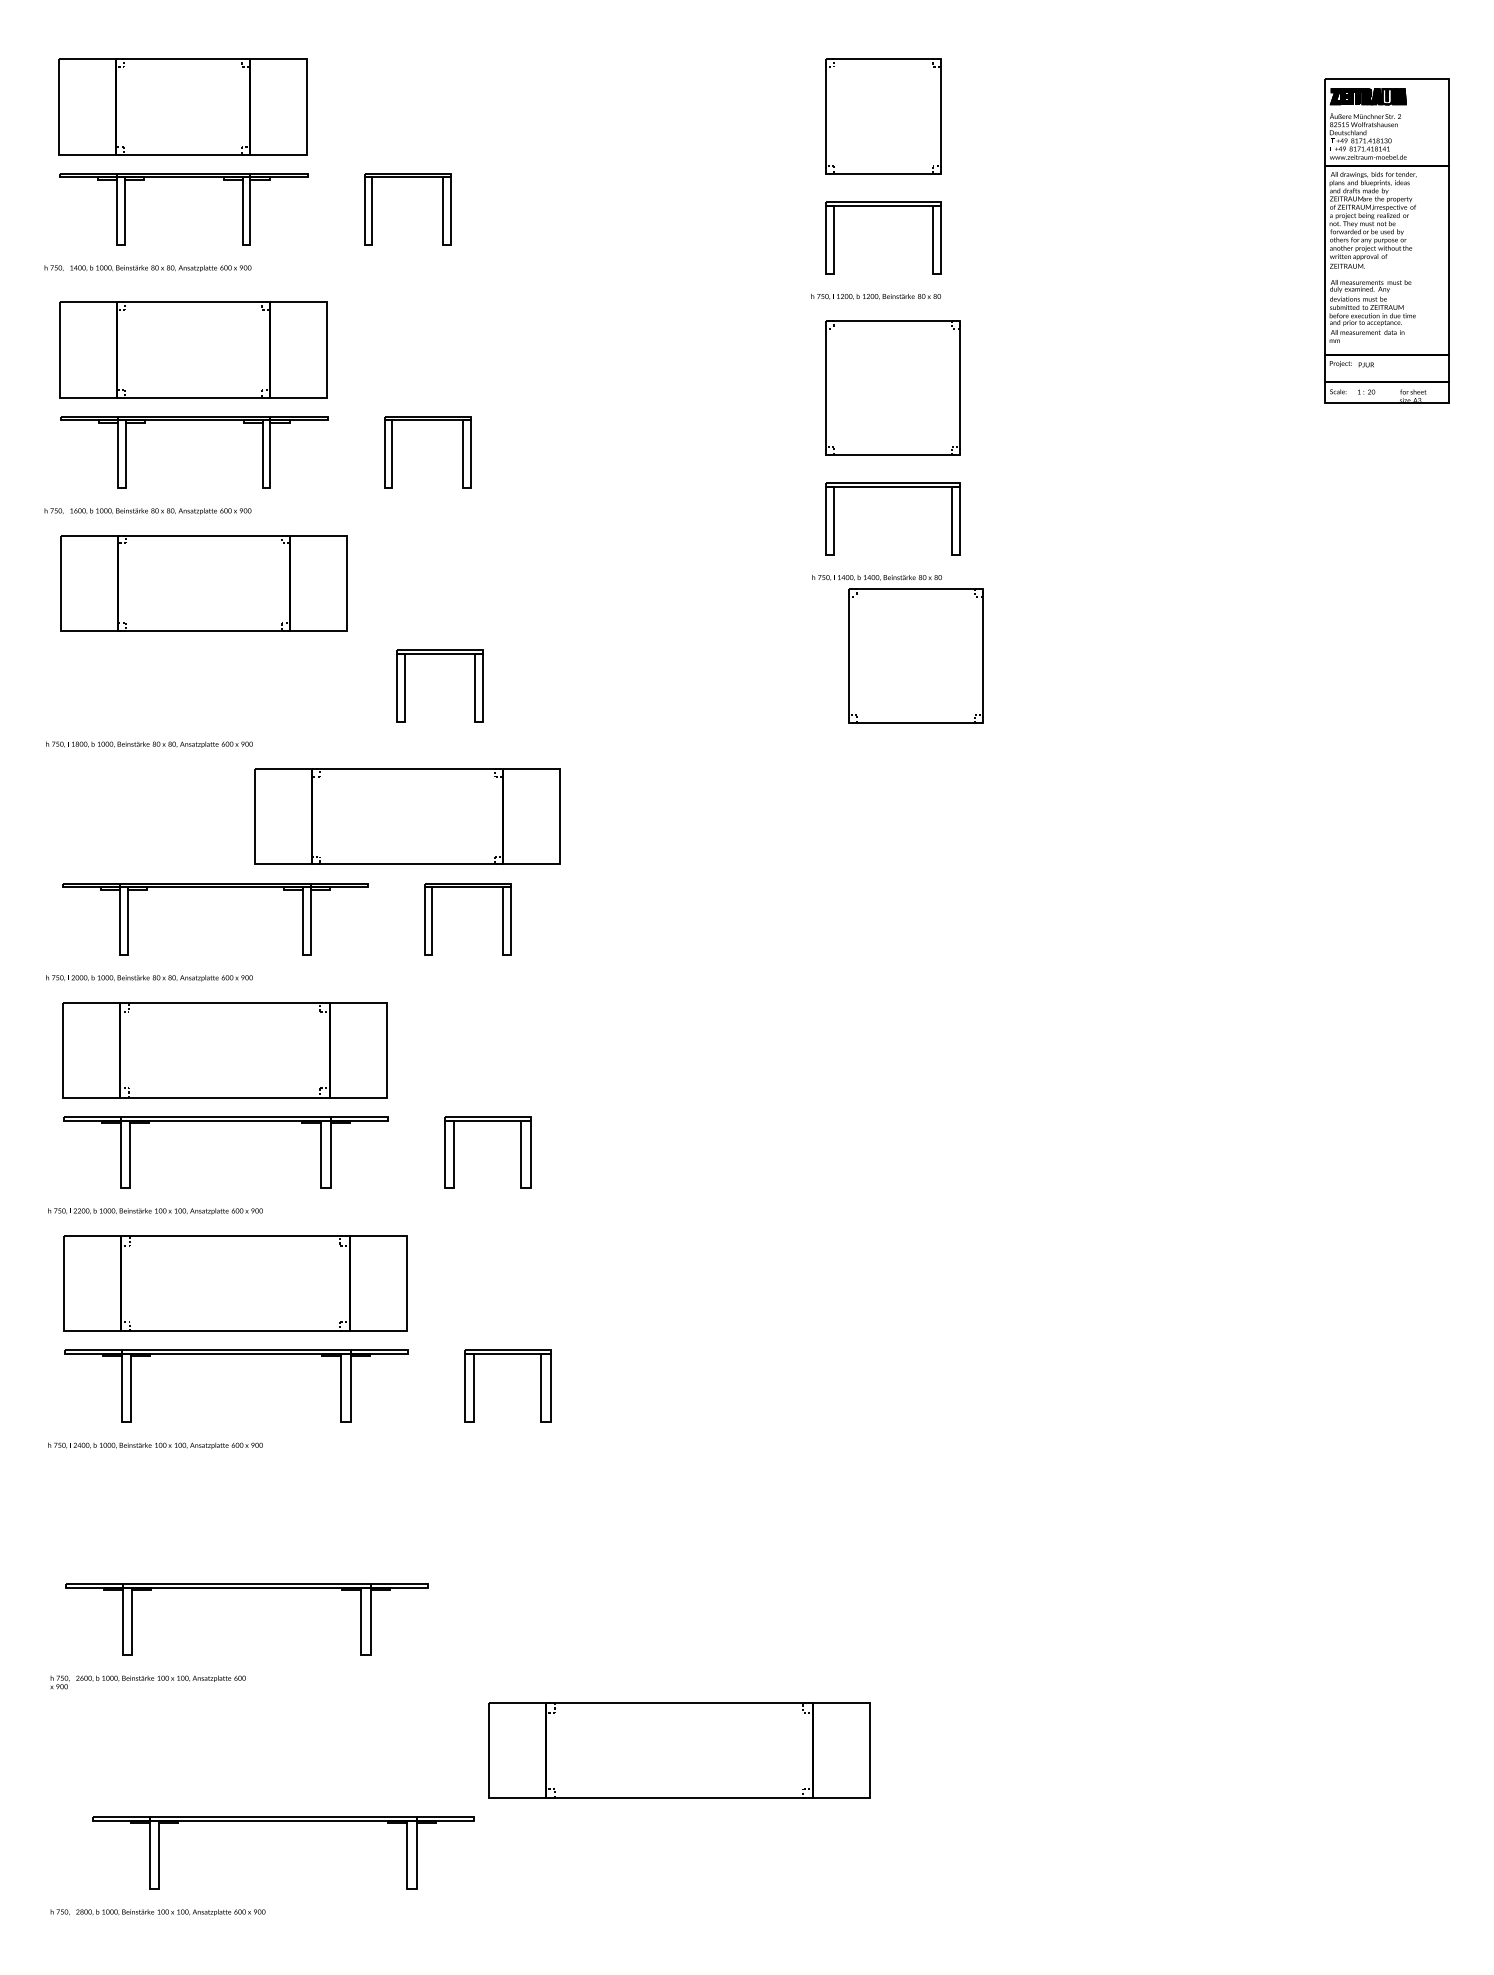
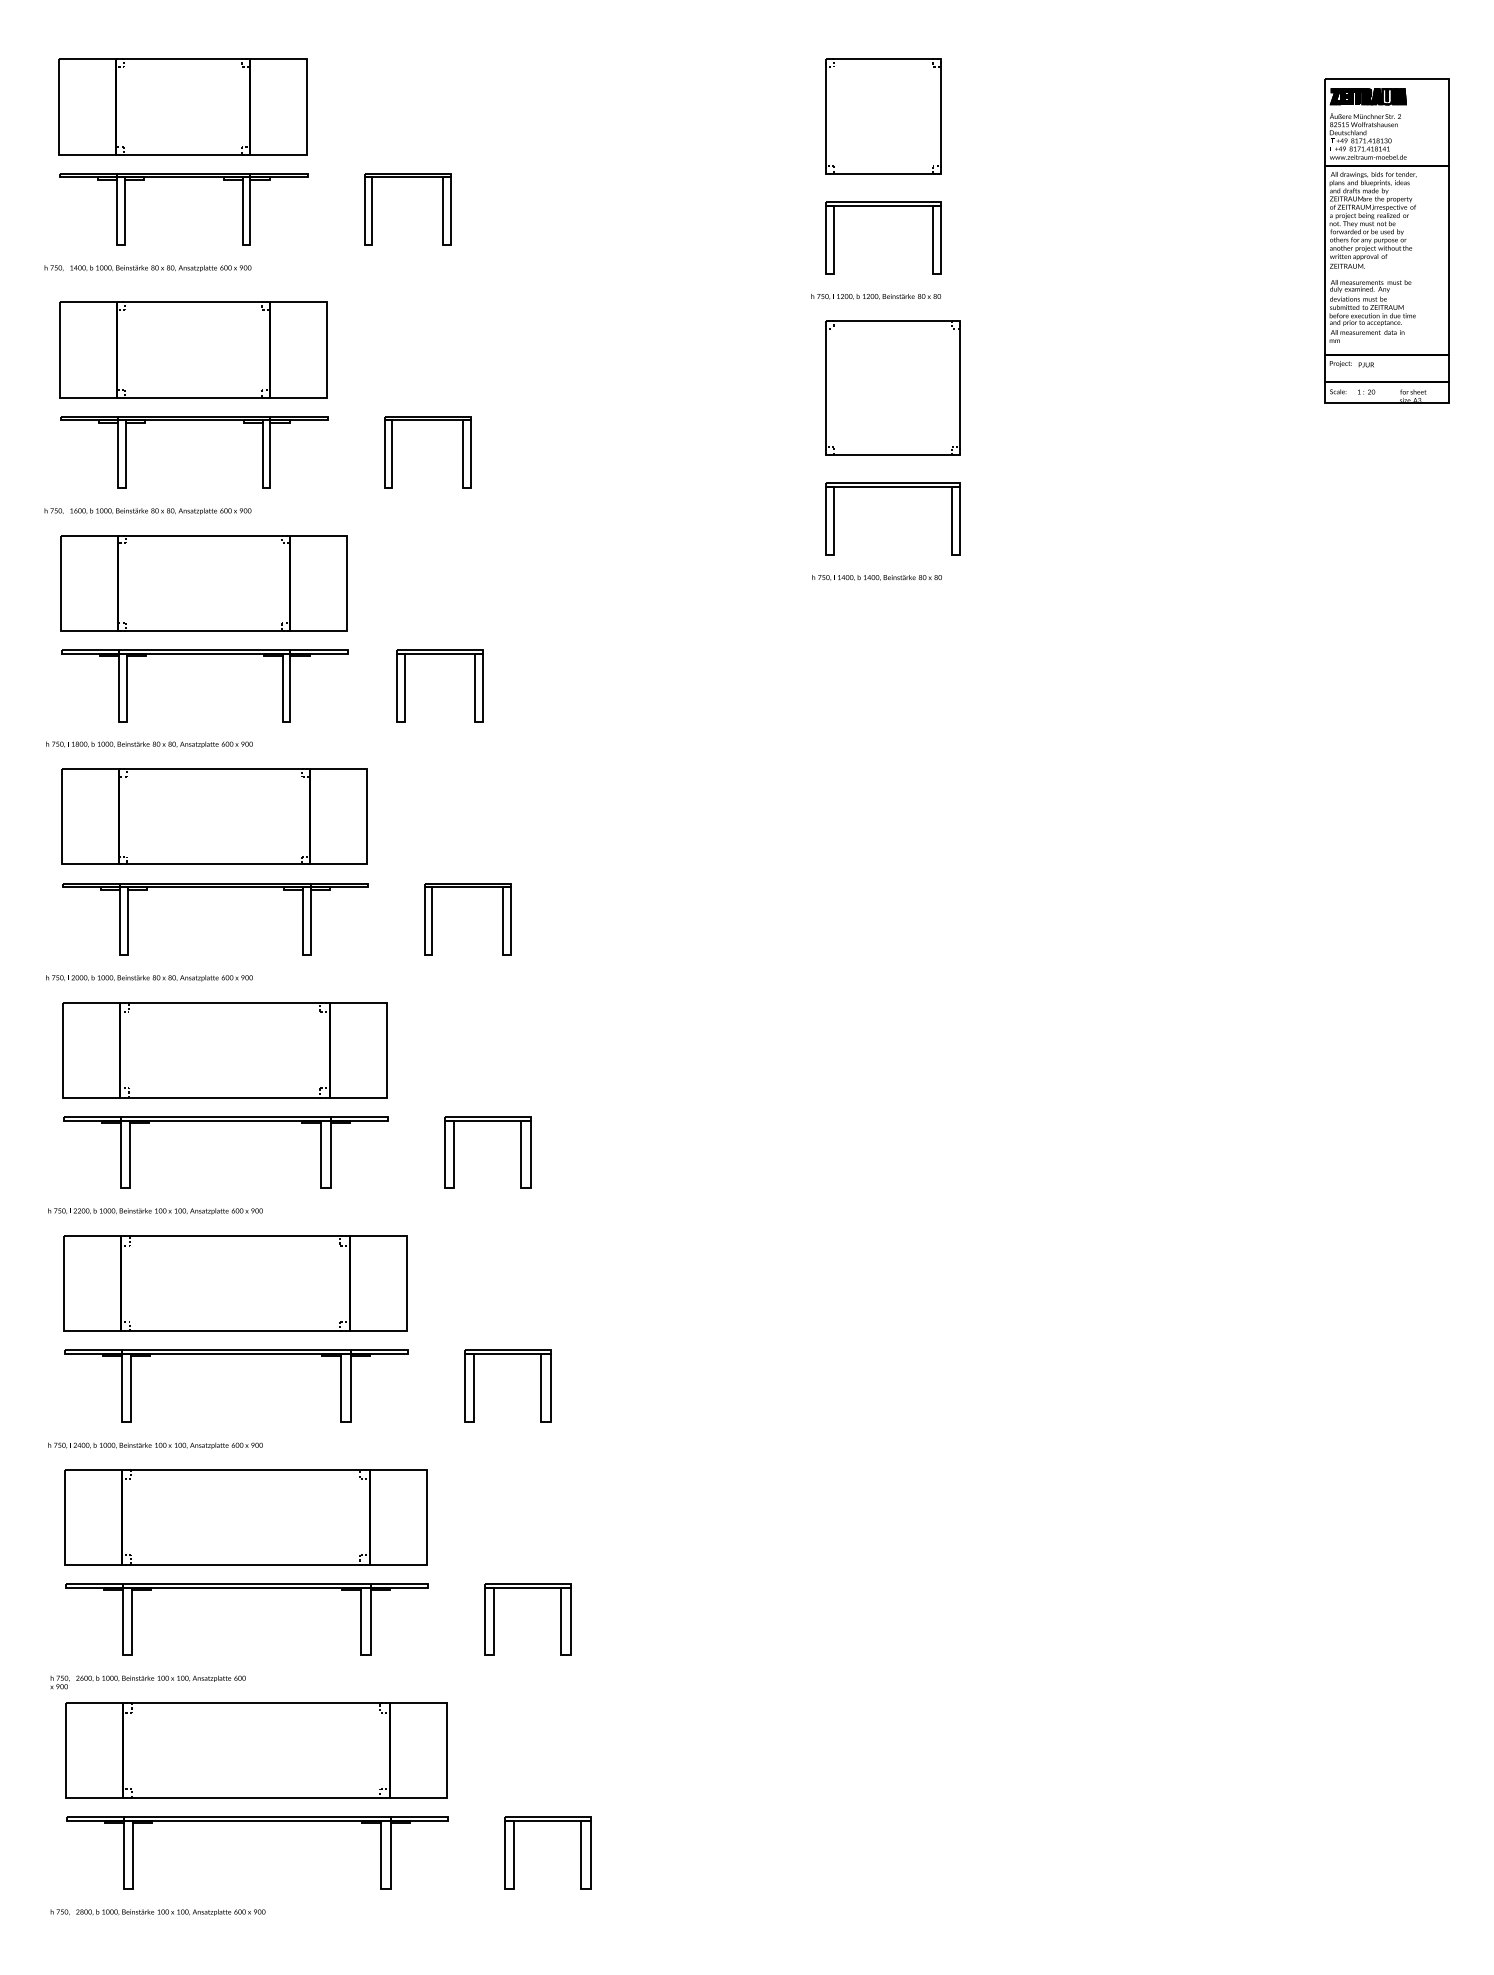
part: none -> present (204, 654)
part: present -> none (915, 655)
part position: (407, 816) -> (214, 816) (214, 816)
part: none -> present (245, 1517)
part: none -> present (527, 1588)
part position: (679, 1750) -> (256, 1750) (256, 1750)
part position: (283, 1821) -> (257, 1821) (257, 1821)
part: none -> present (547, 1821)
